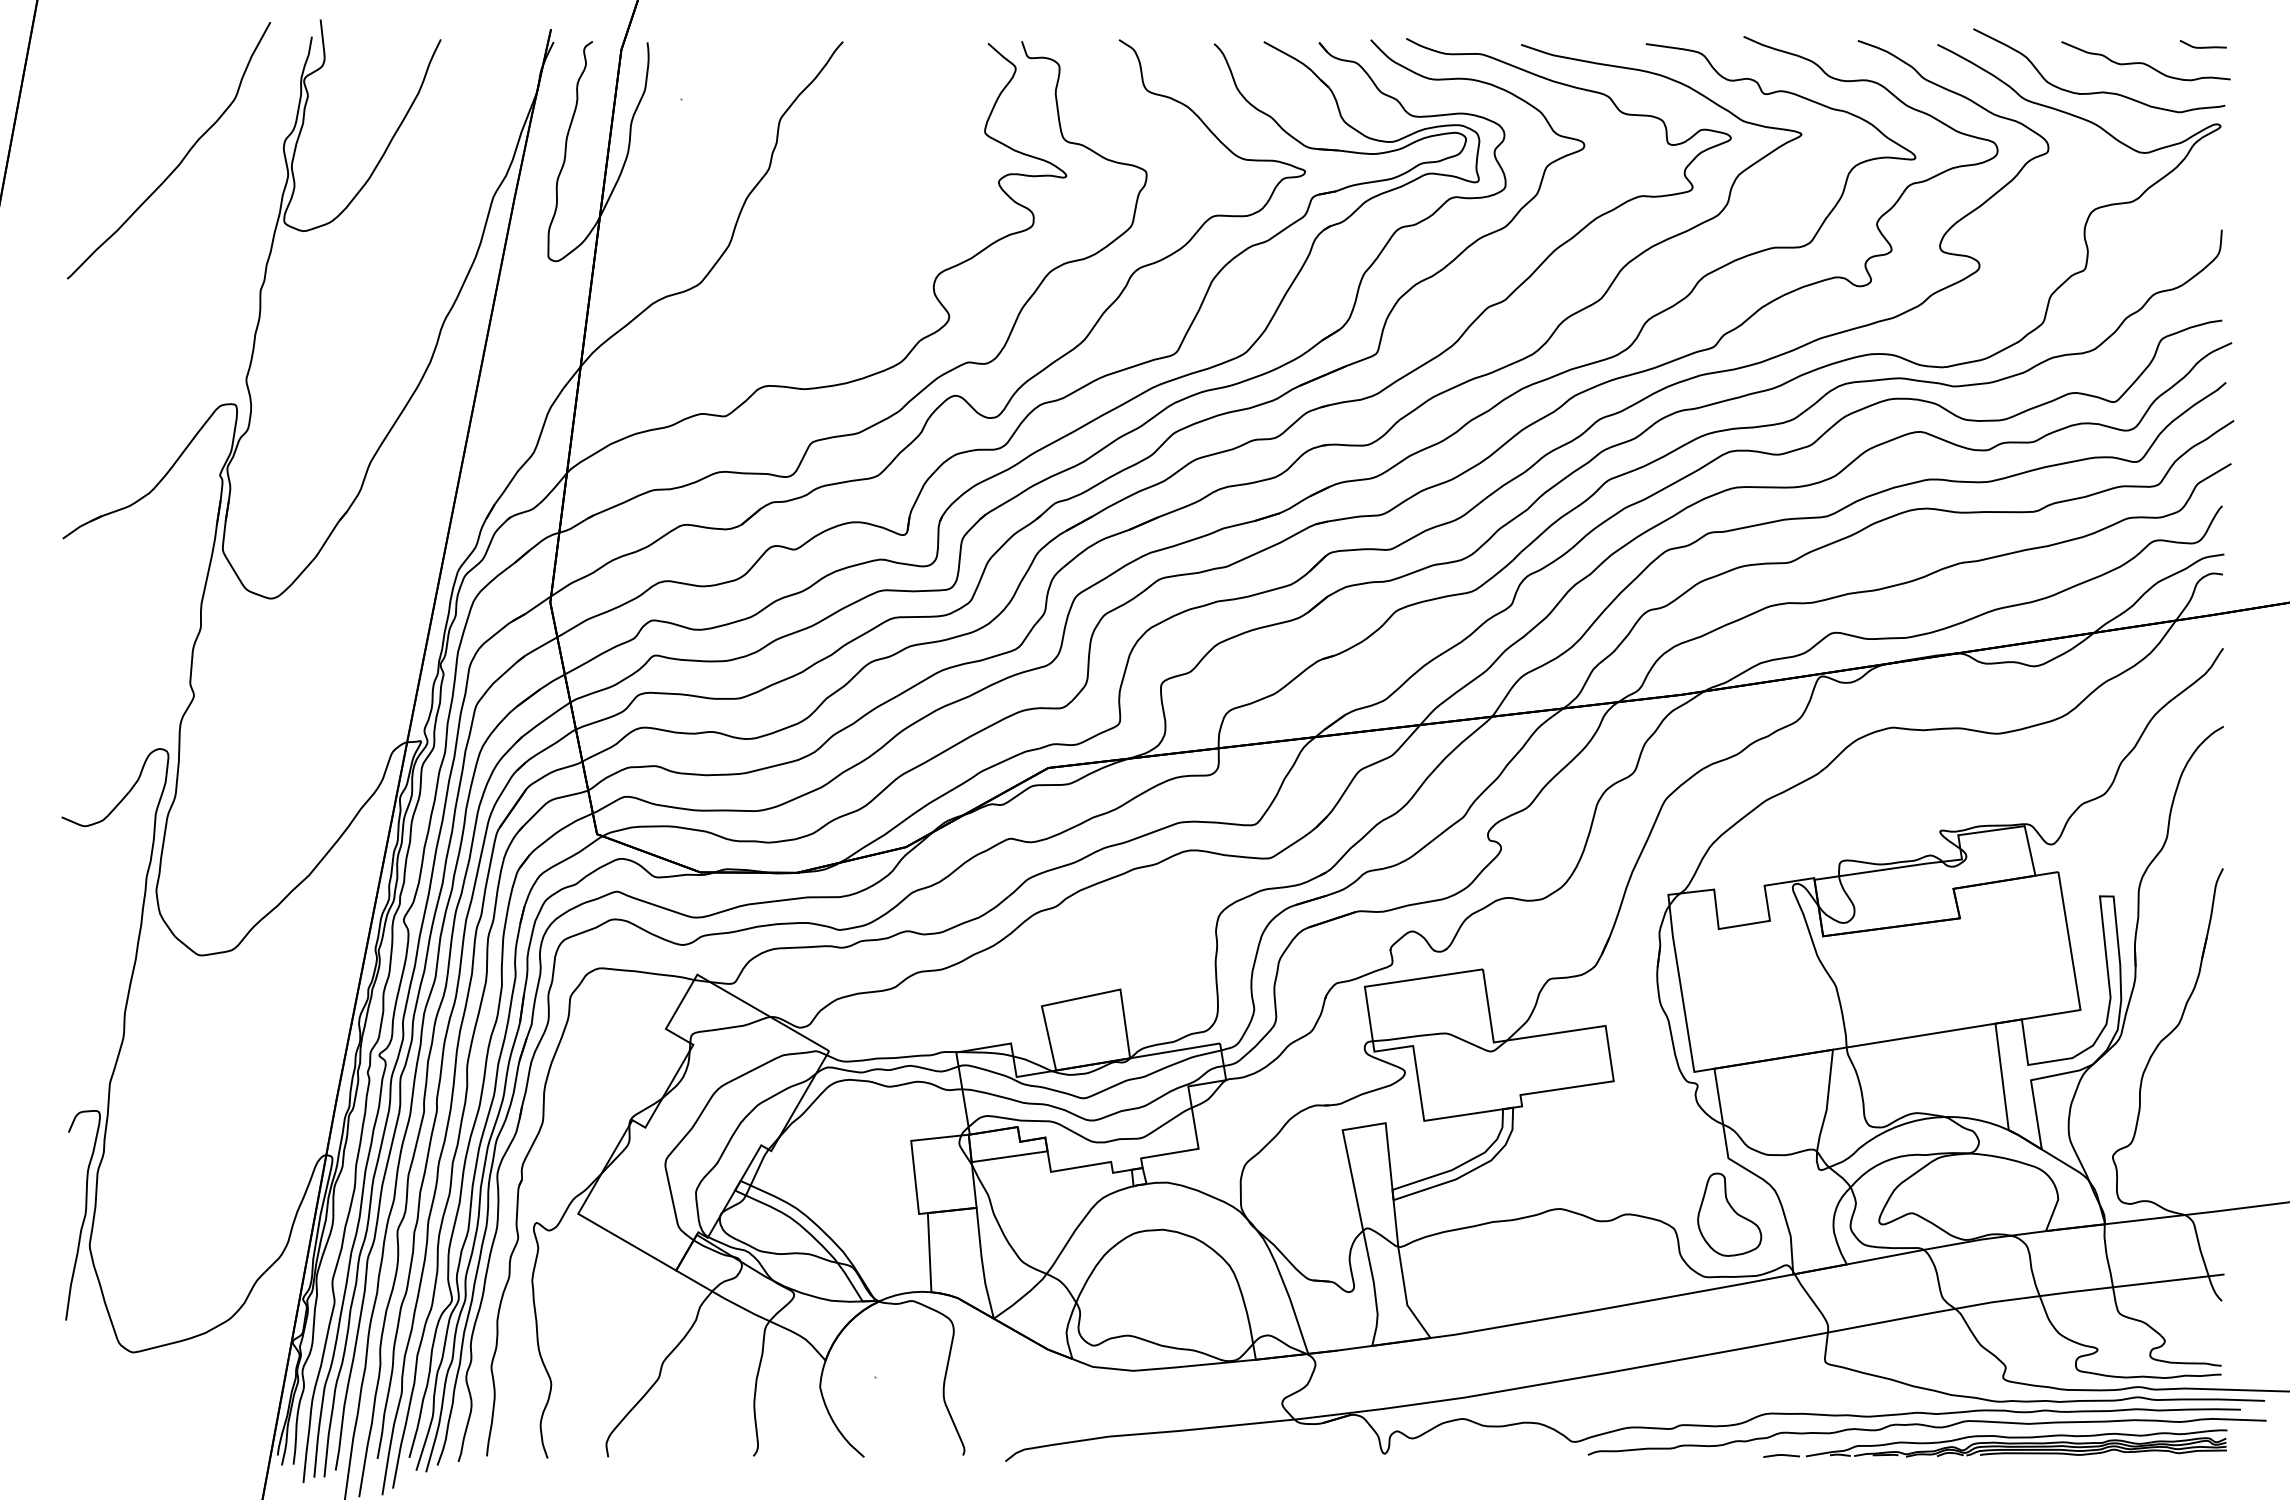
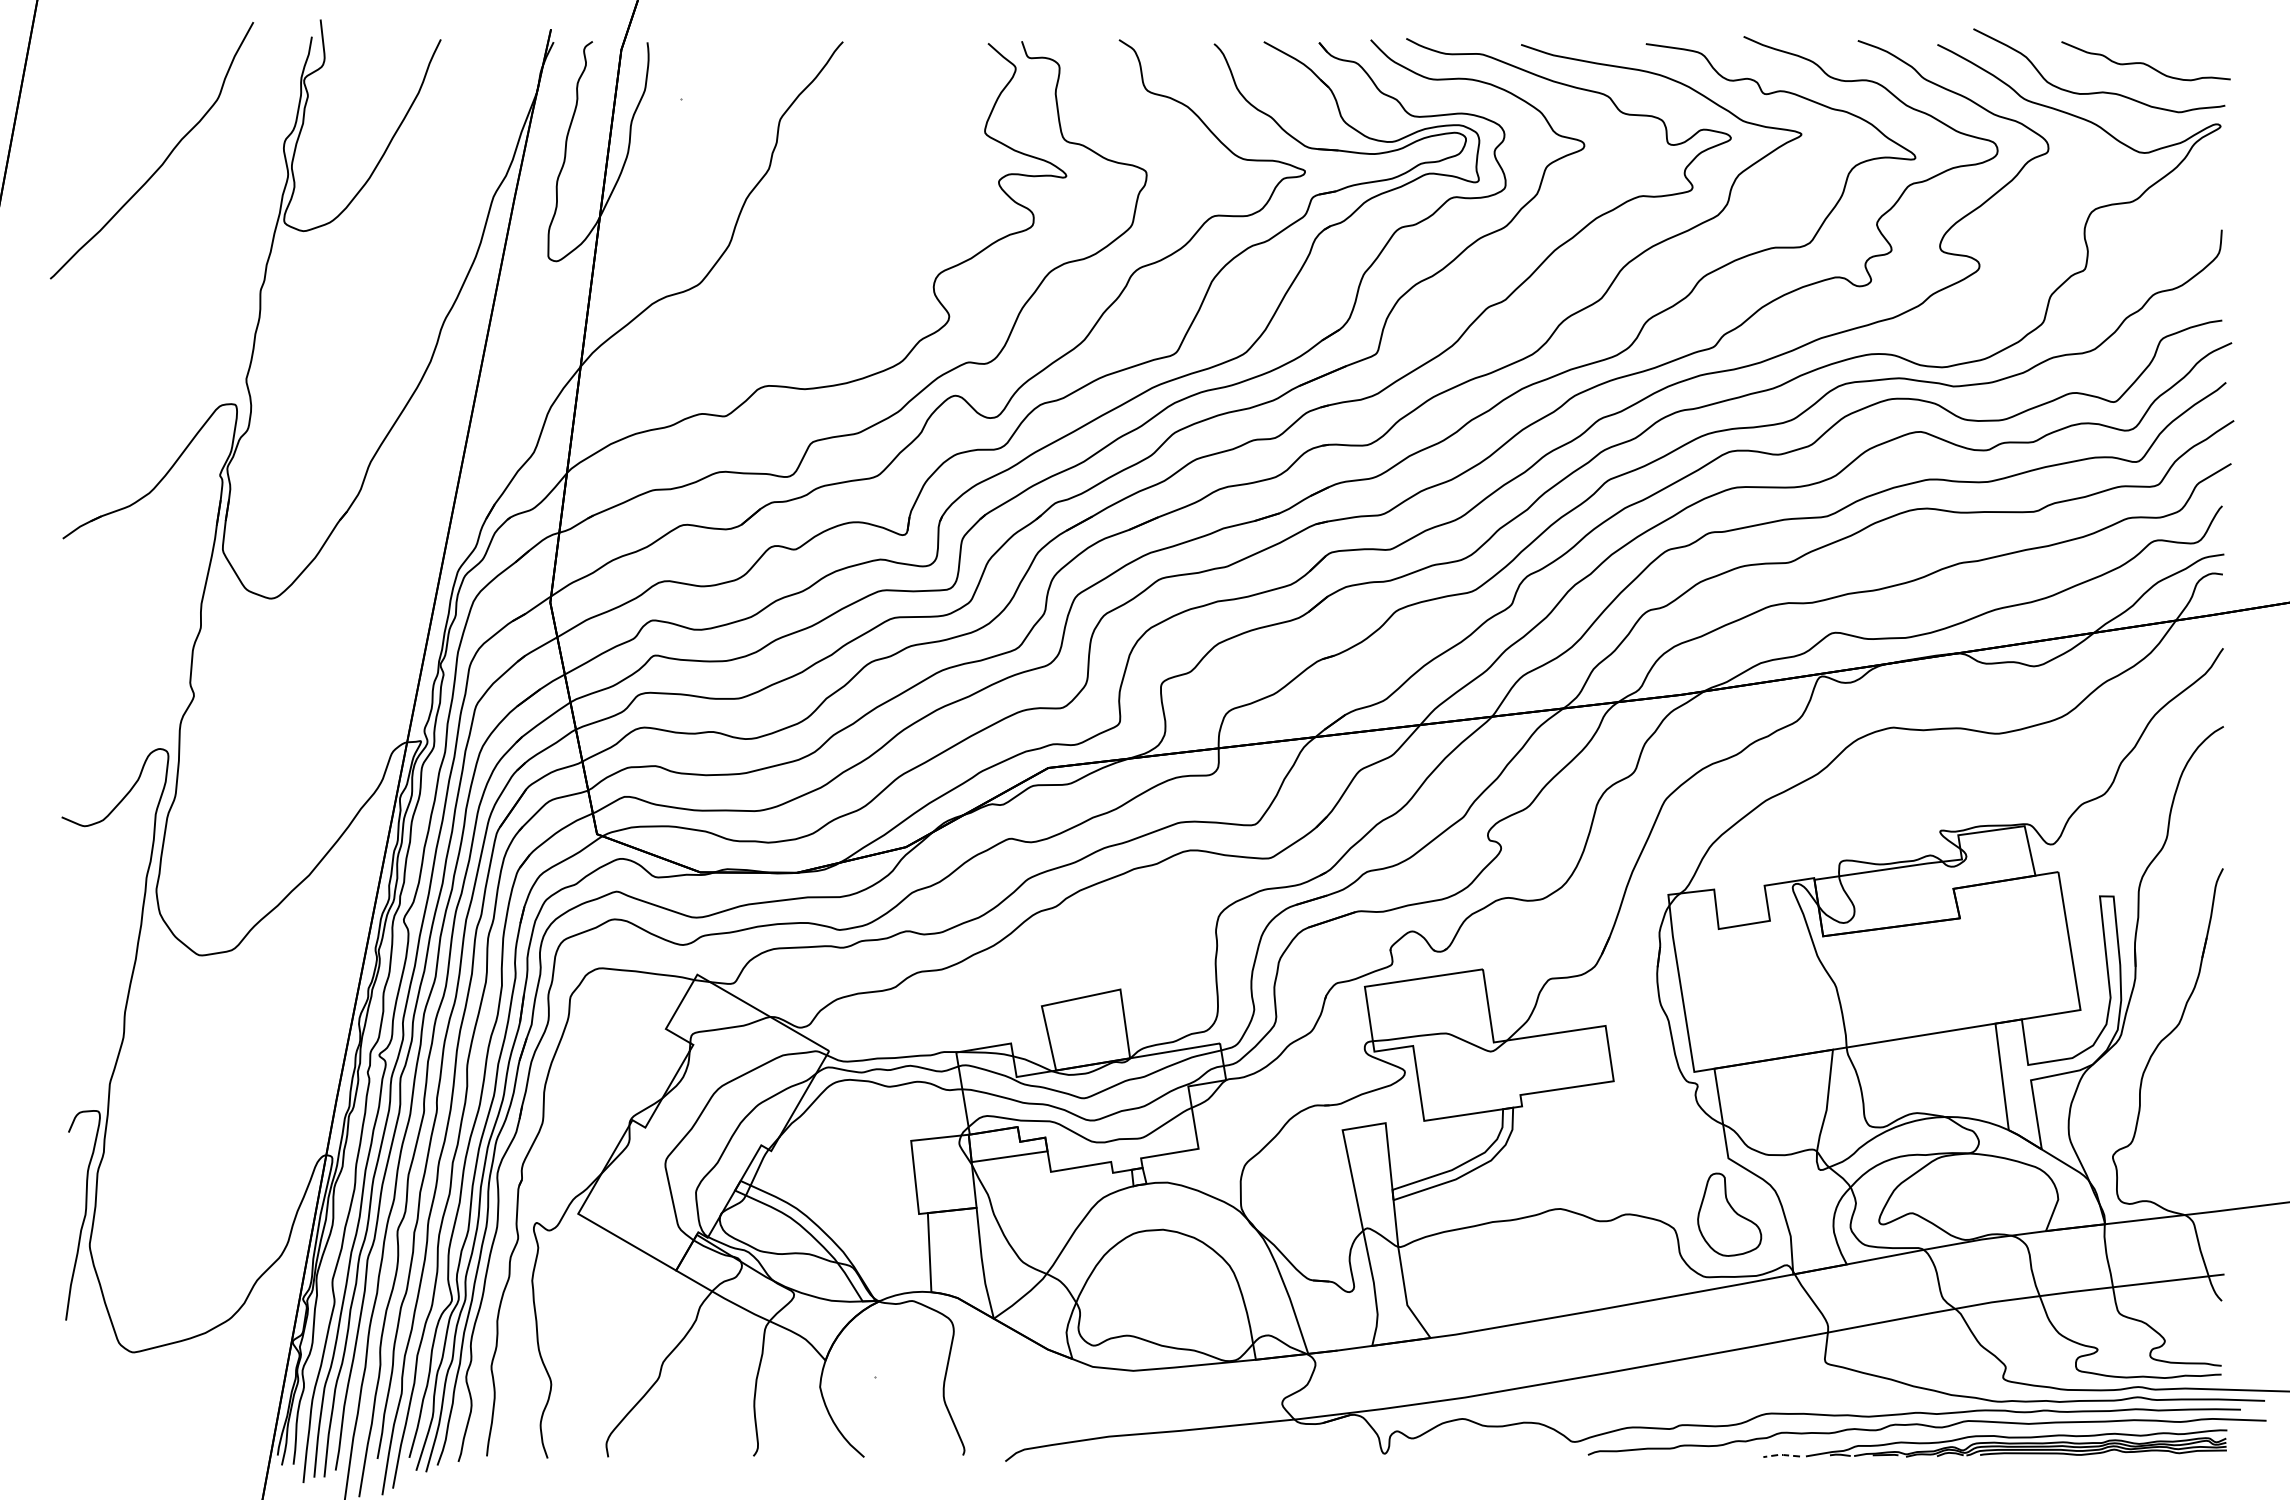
curve: present -> none (2202, 46)
curve position: (182, 158) -> (165, 158) (165, 158)
line: solid -> dashed (1781, 1455)
